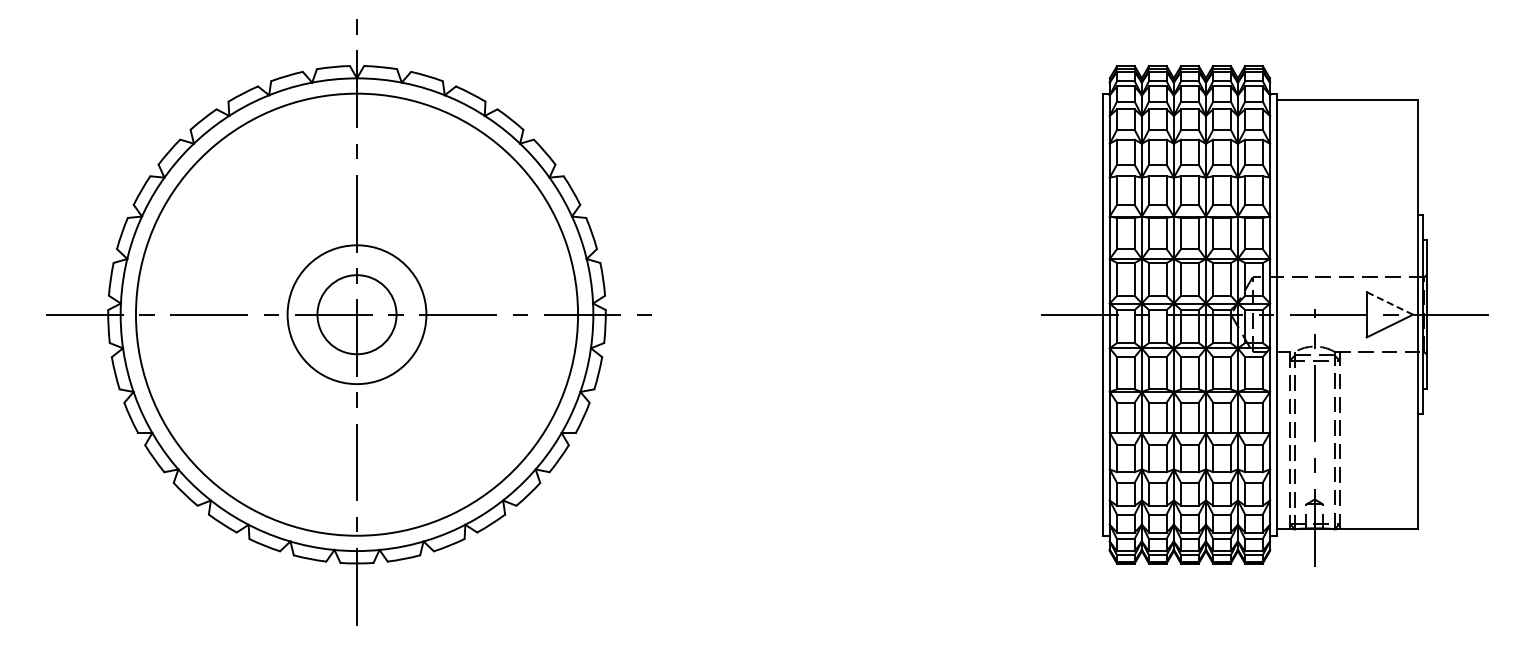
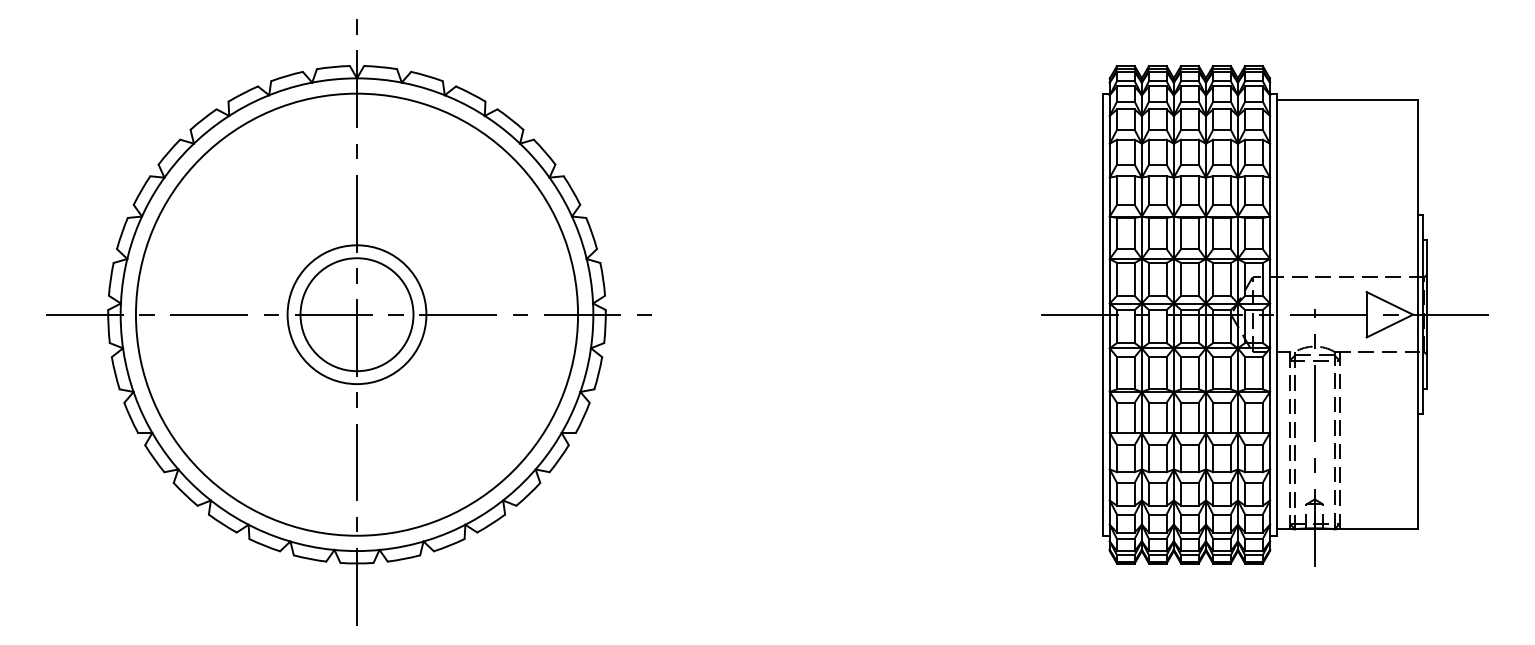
line: dashed -> solid (1389, 303)
circle diameter: 79 px -> 113 px (356, 314)
